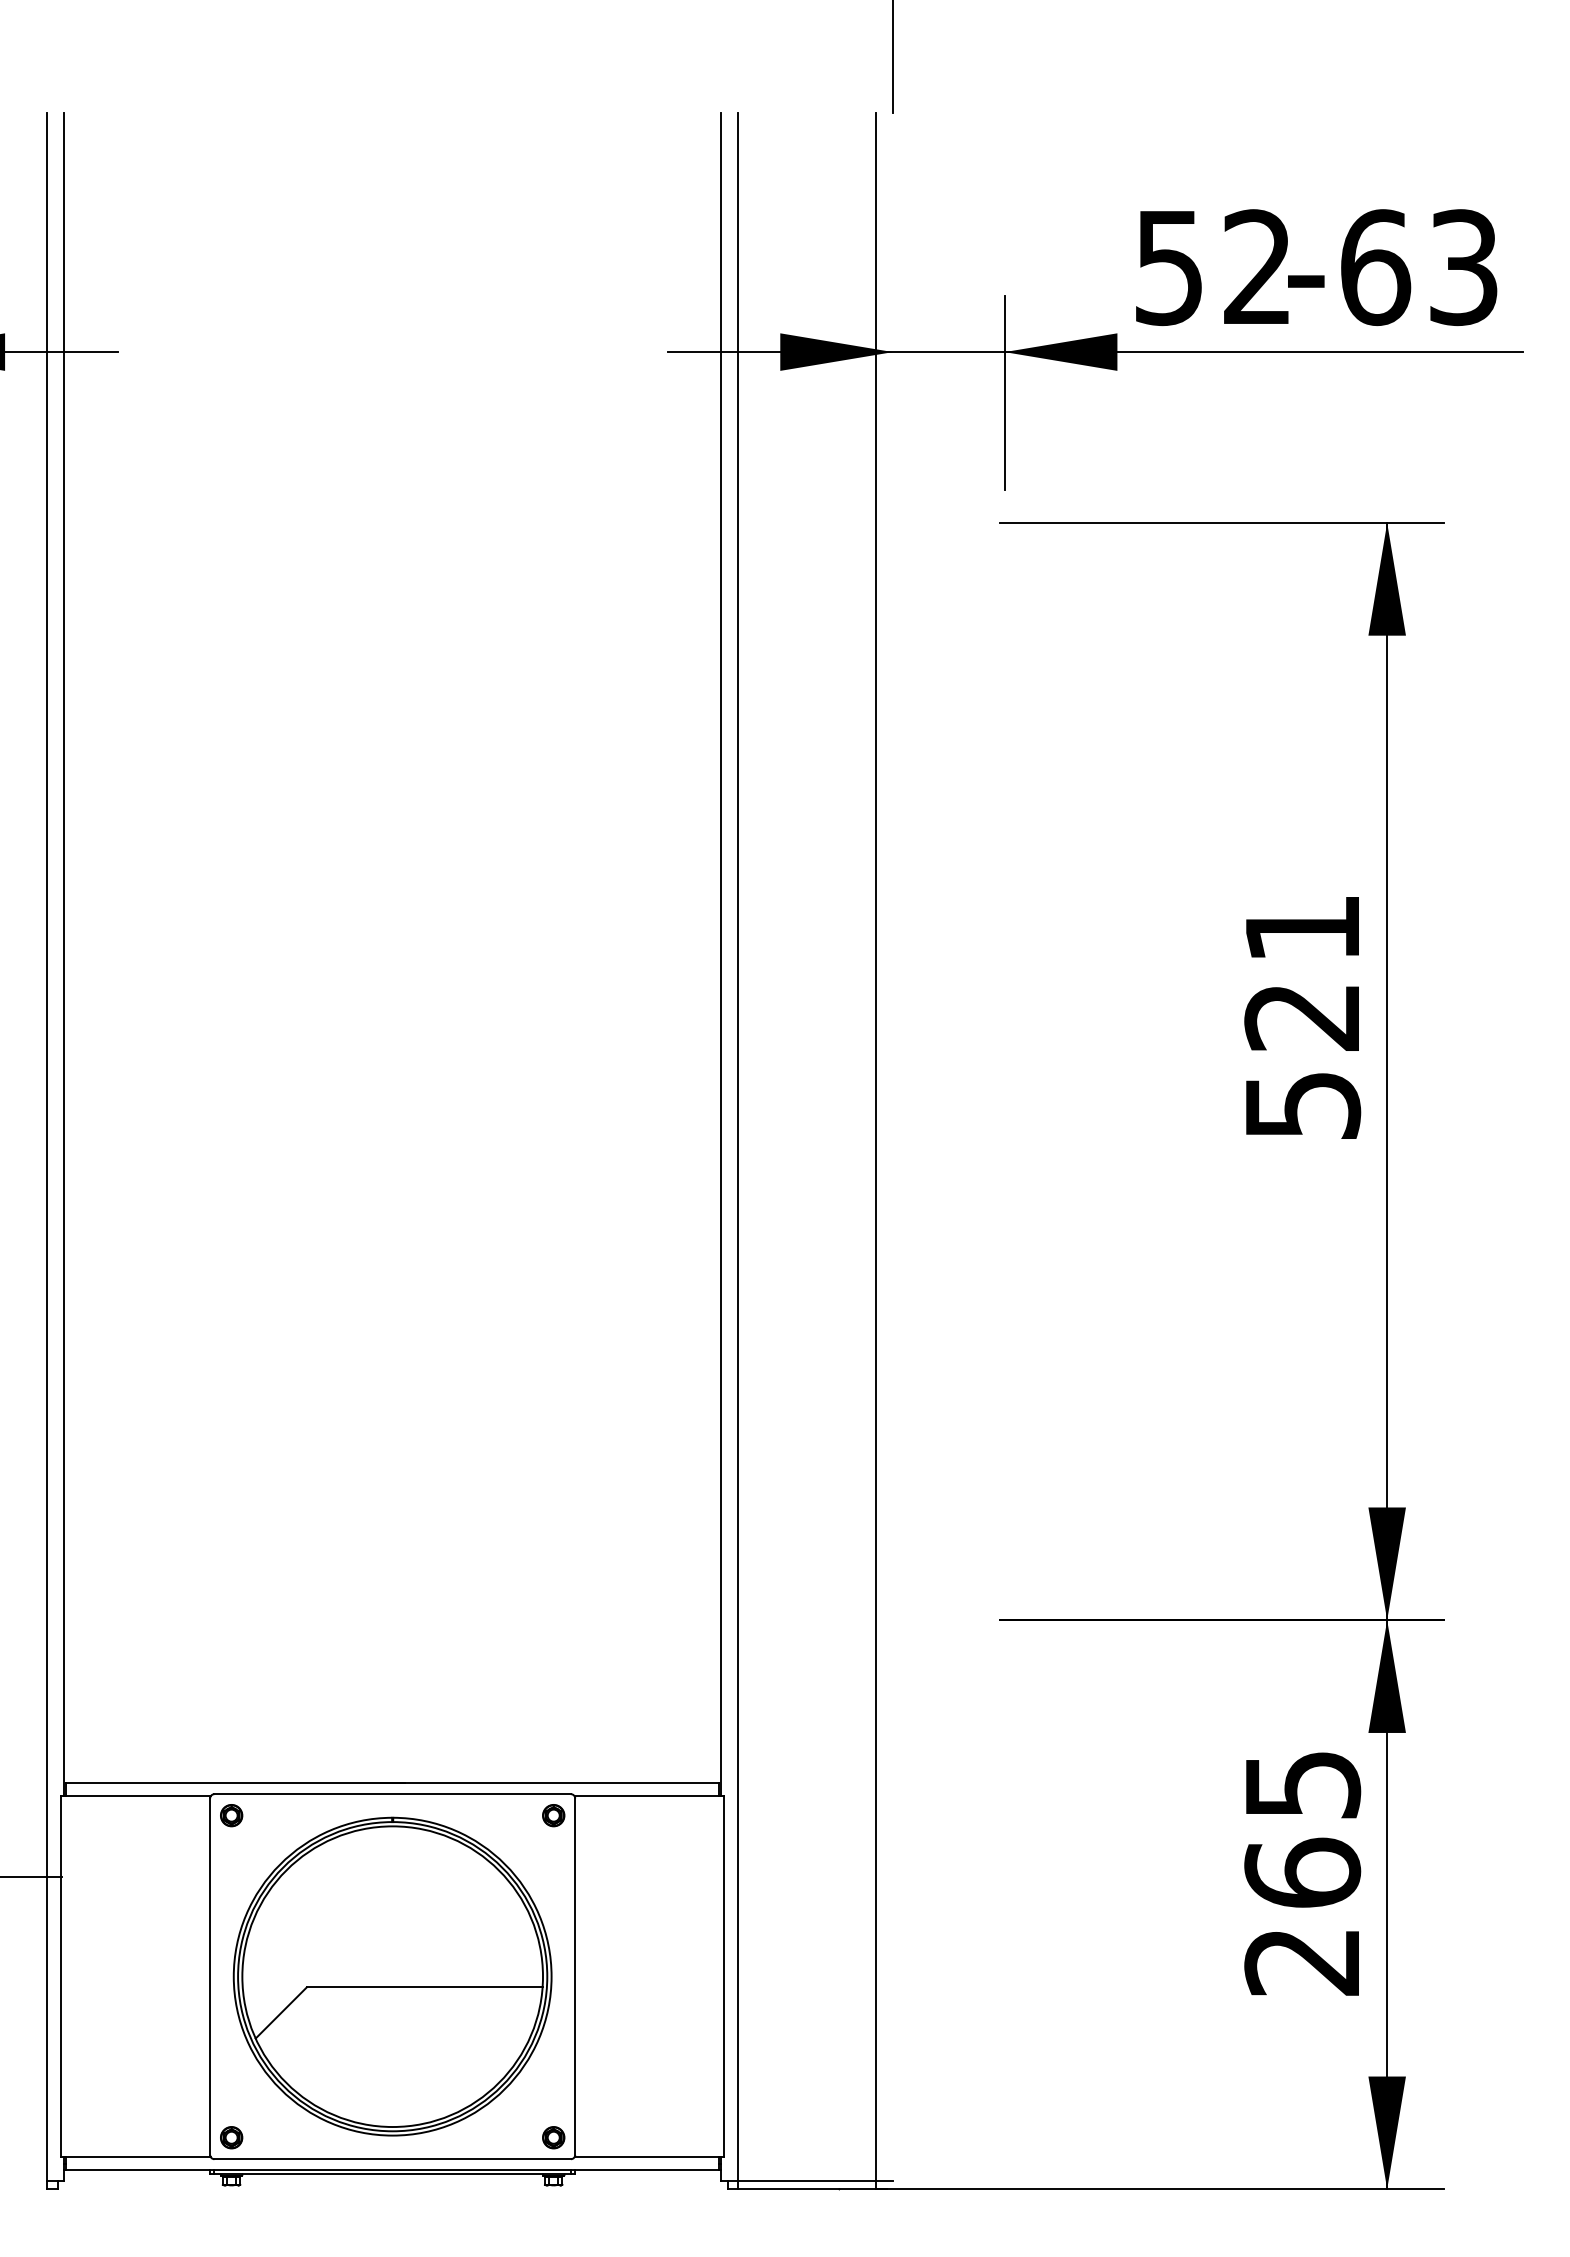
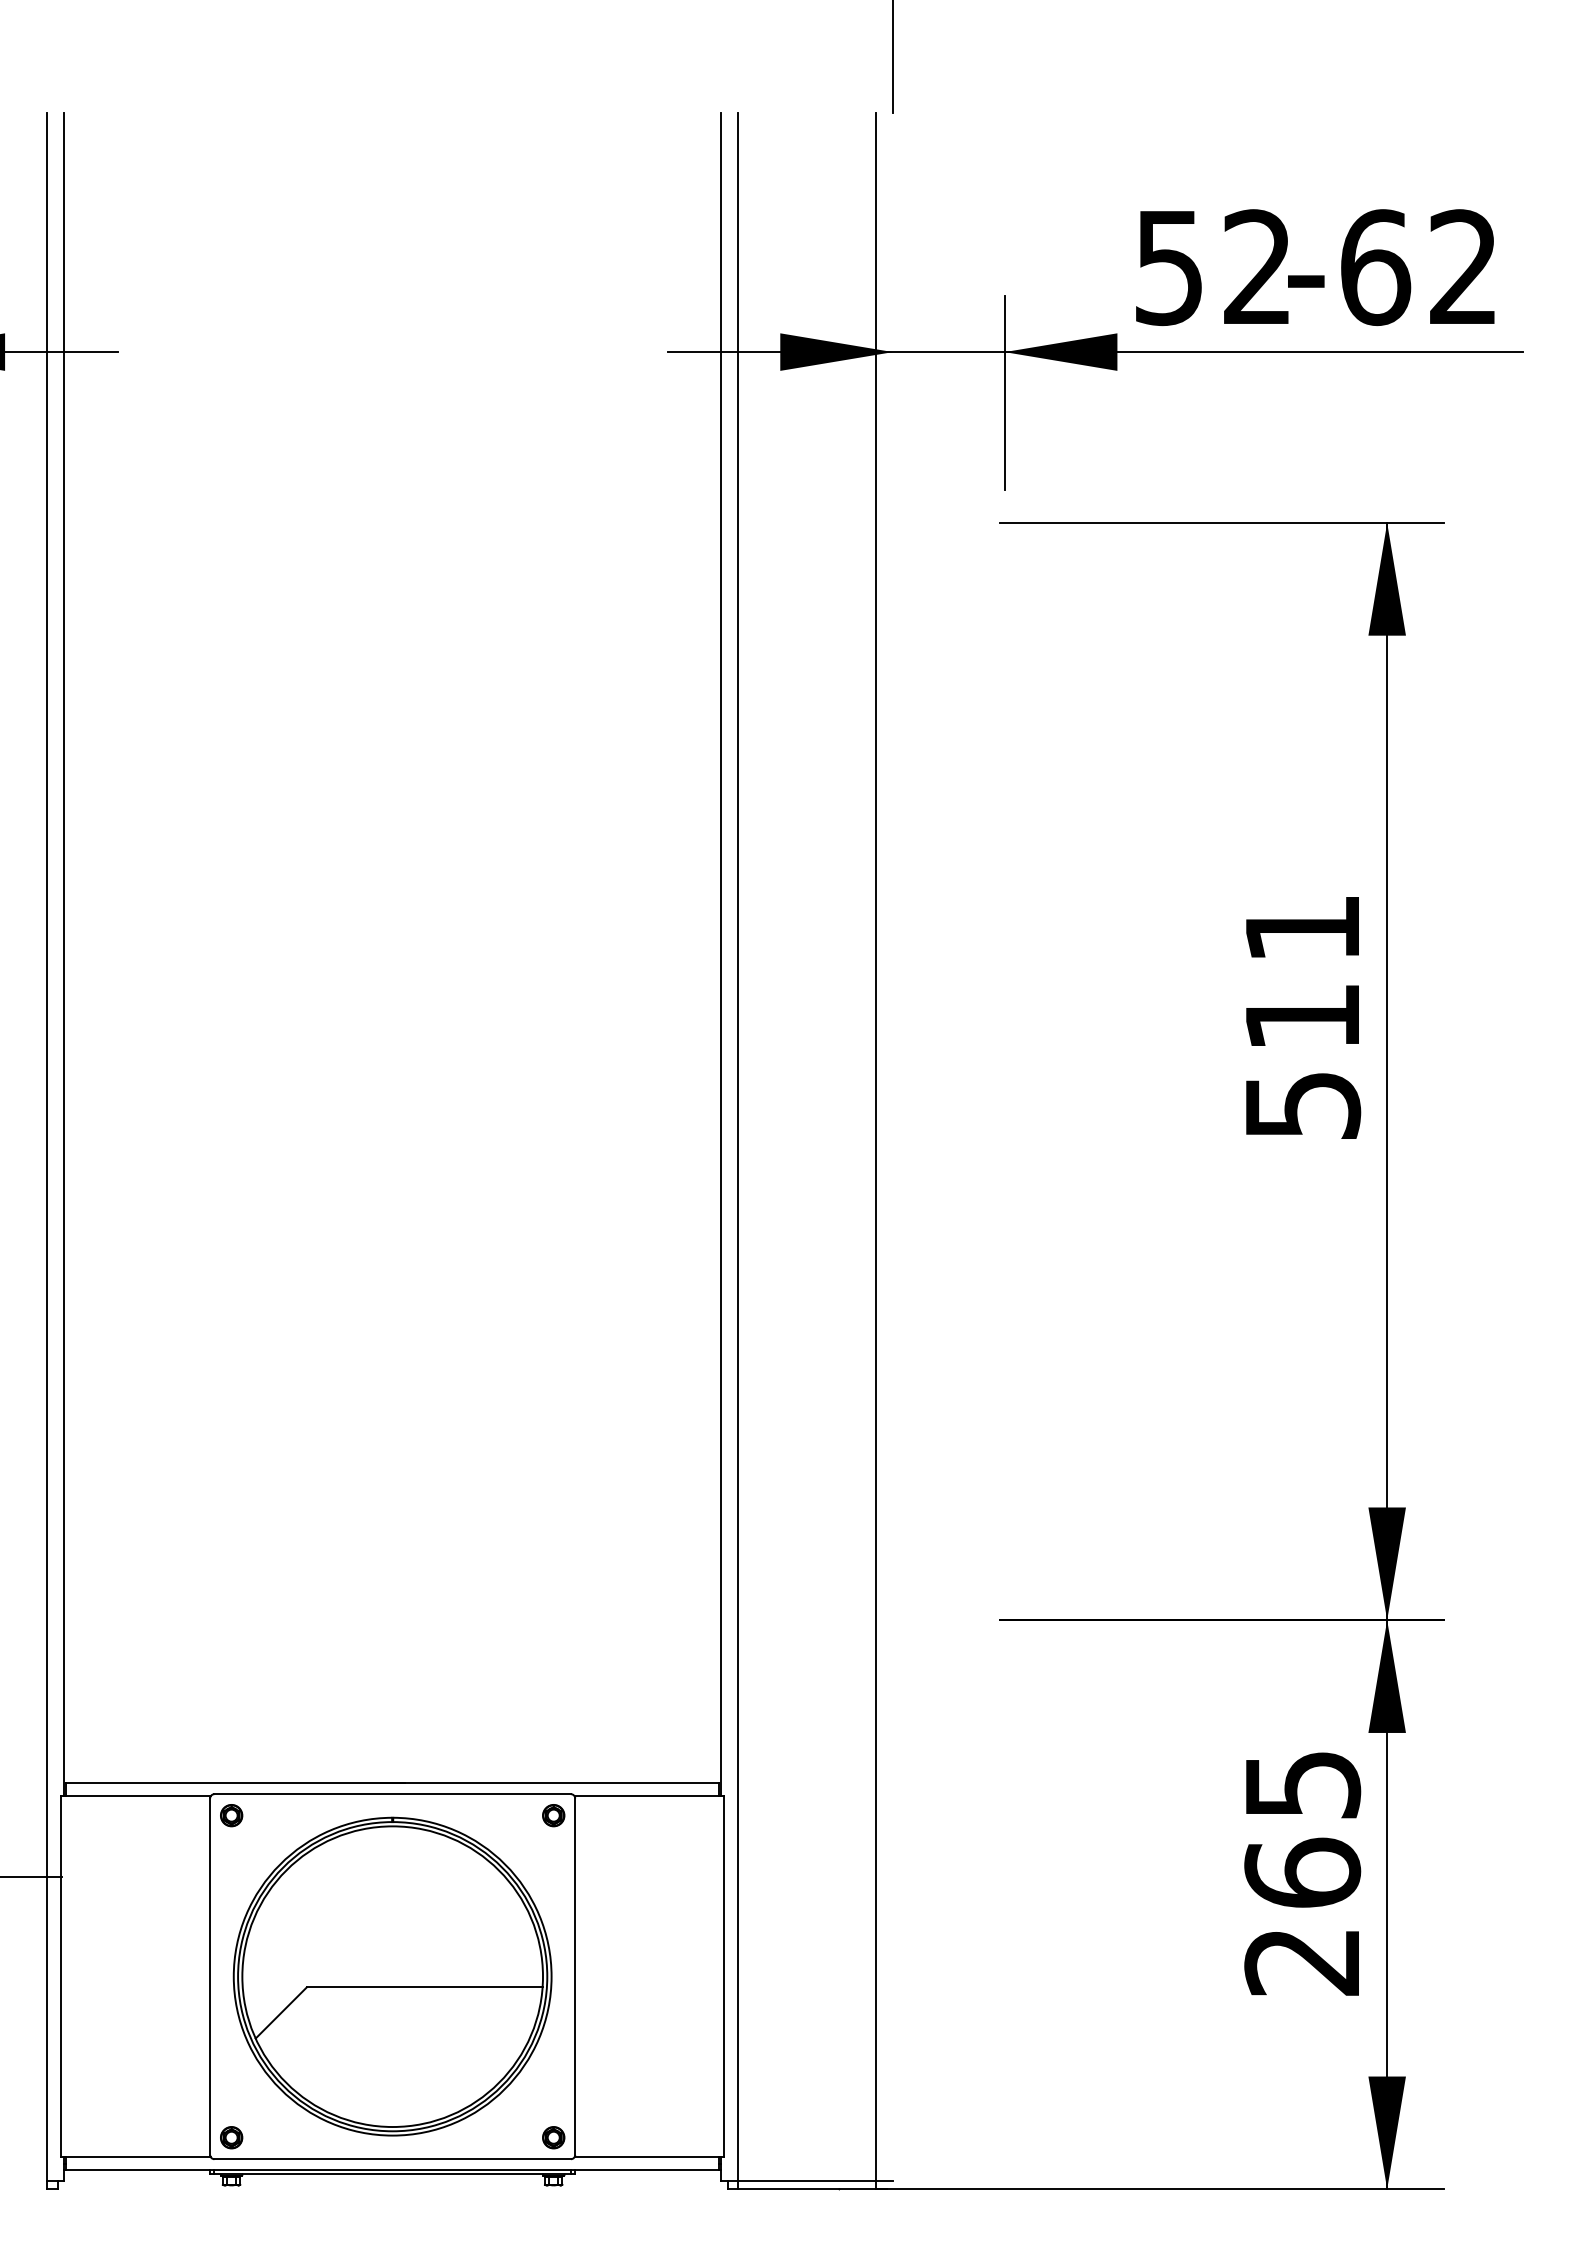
text: -63 -> -62 (1463, 267)
text: 521 -> 511 (1301, 1017)
